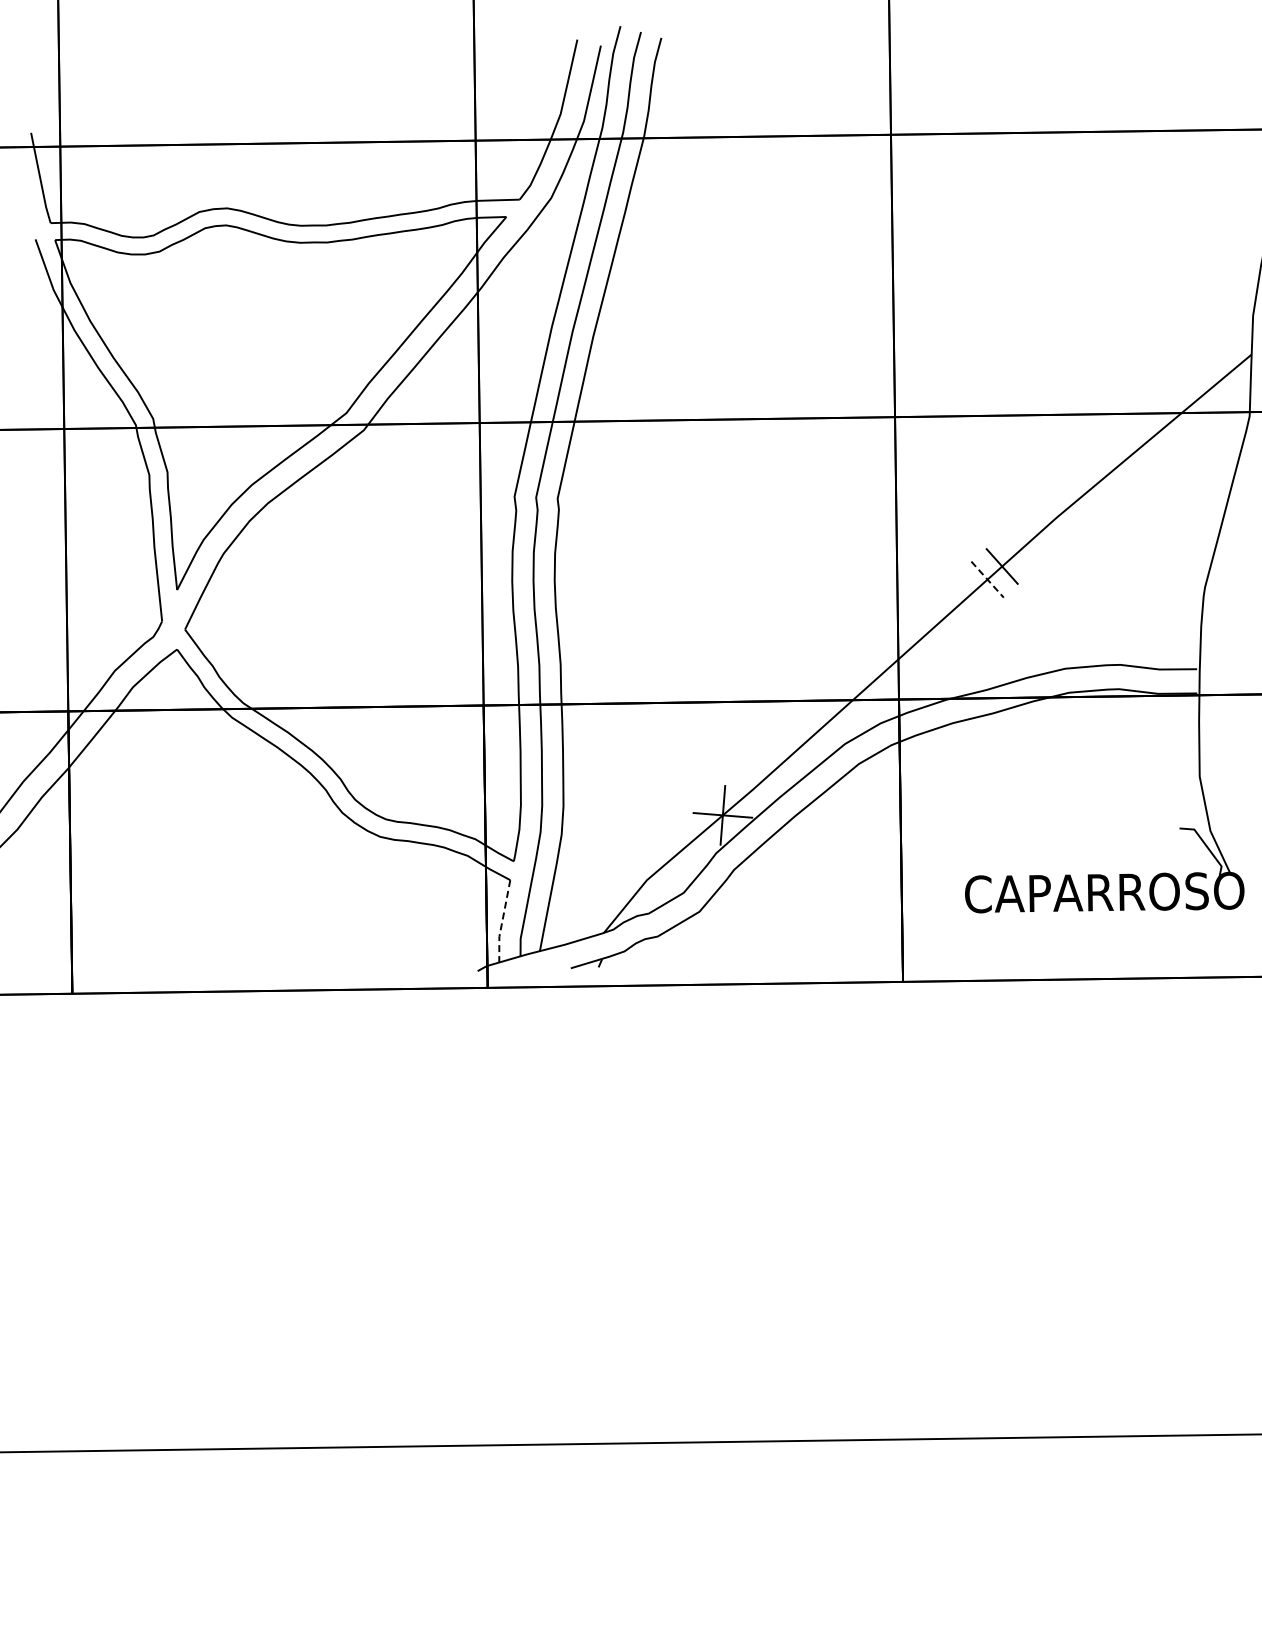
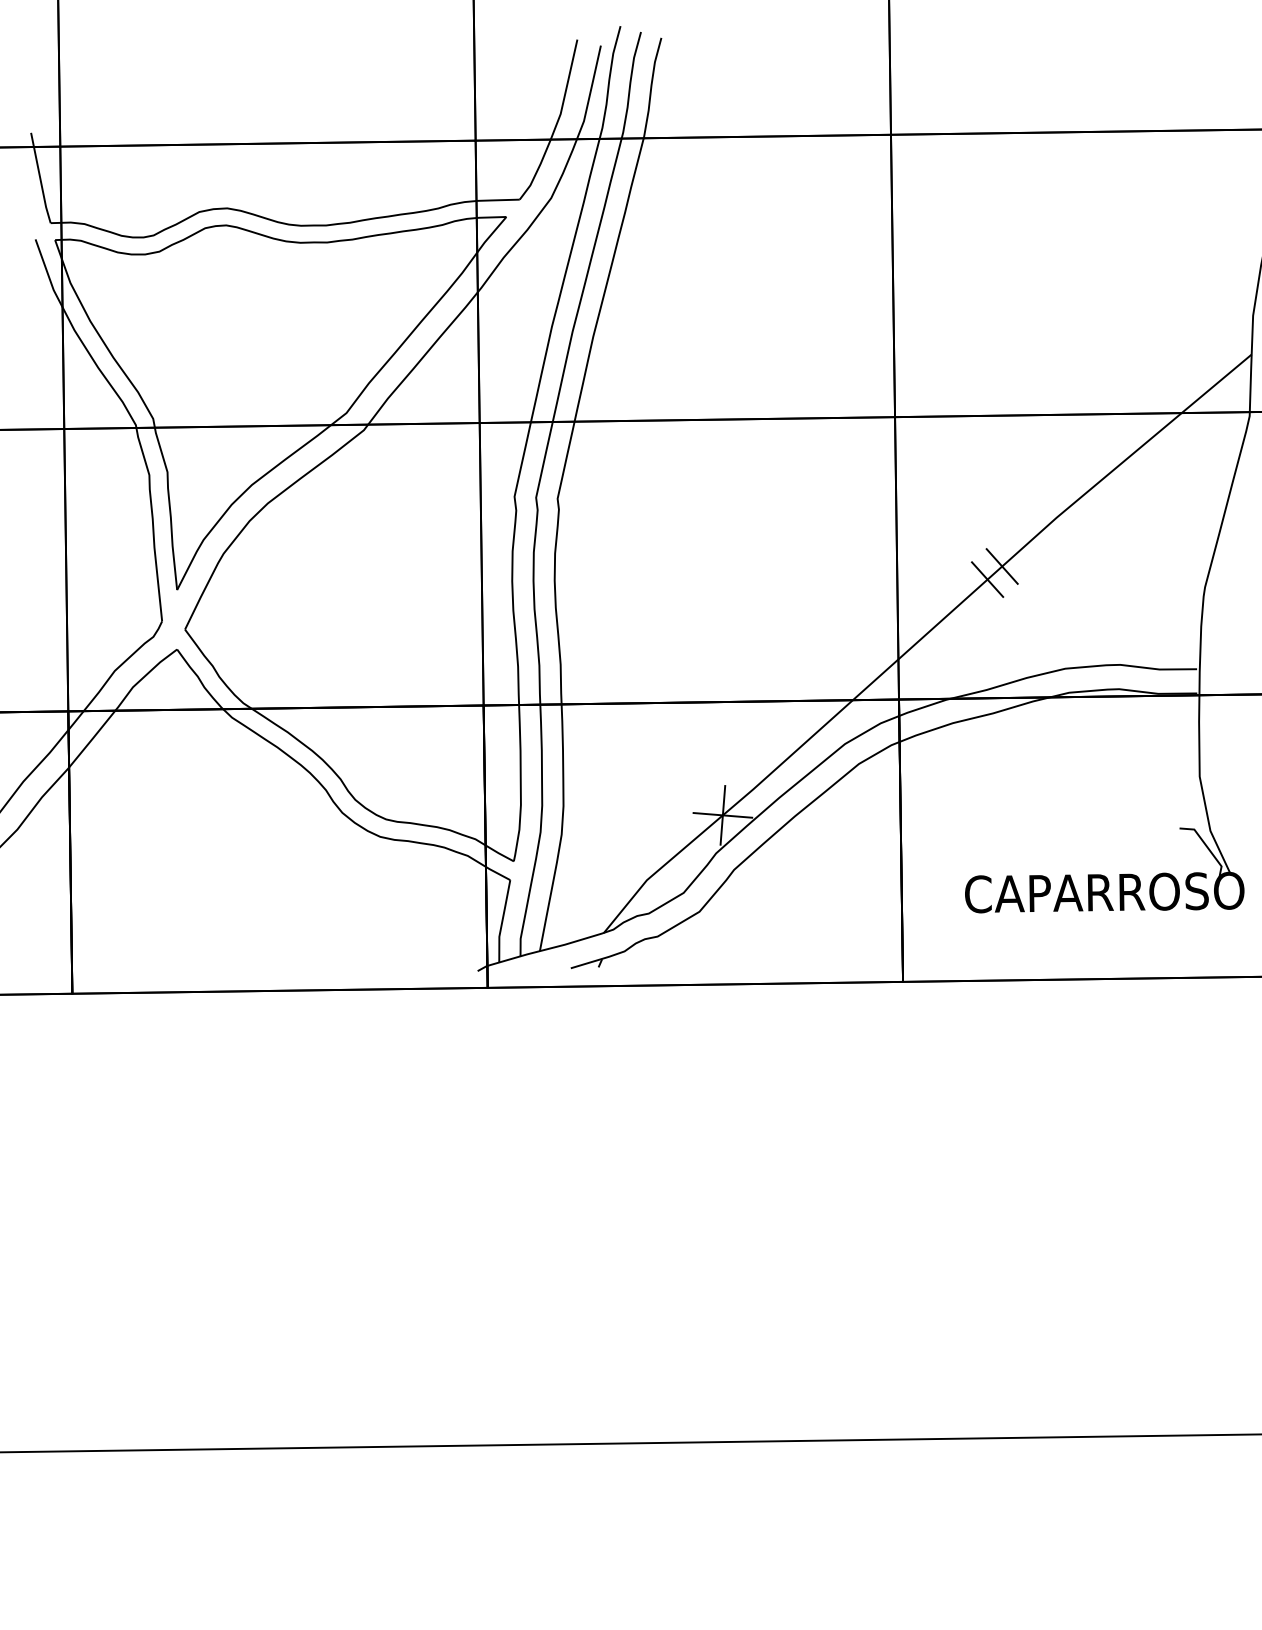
line: dashed -> solid (987, 580)
line: dashed -> solid (502, 921)
